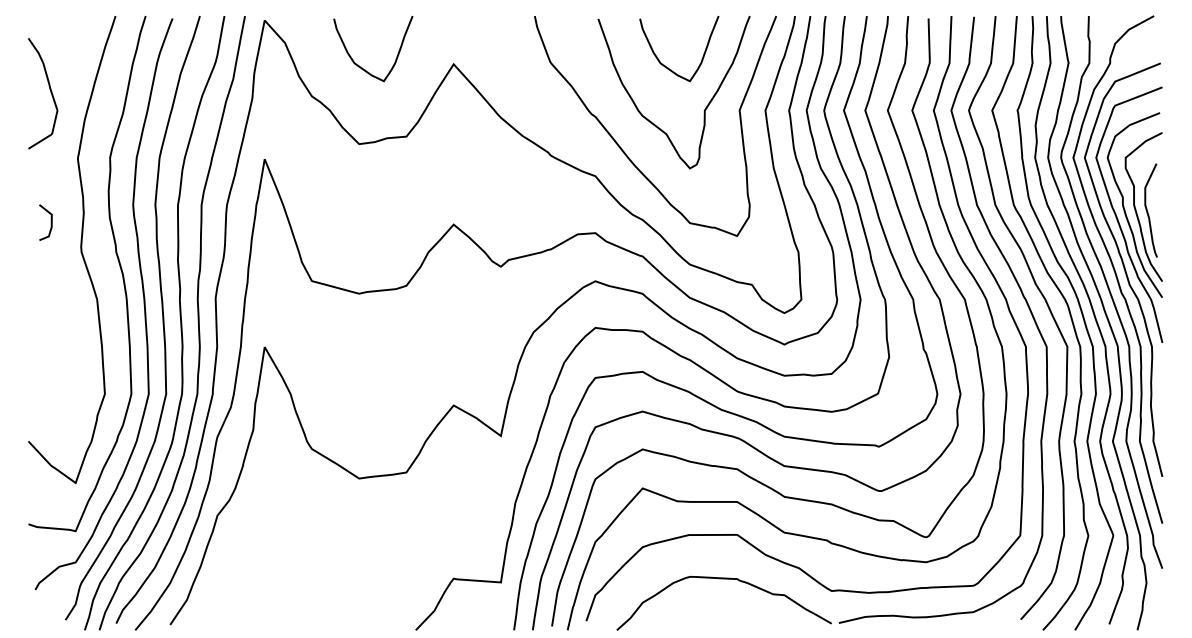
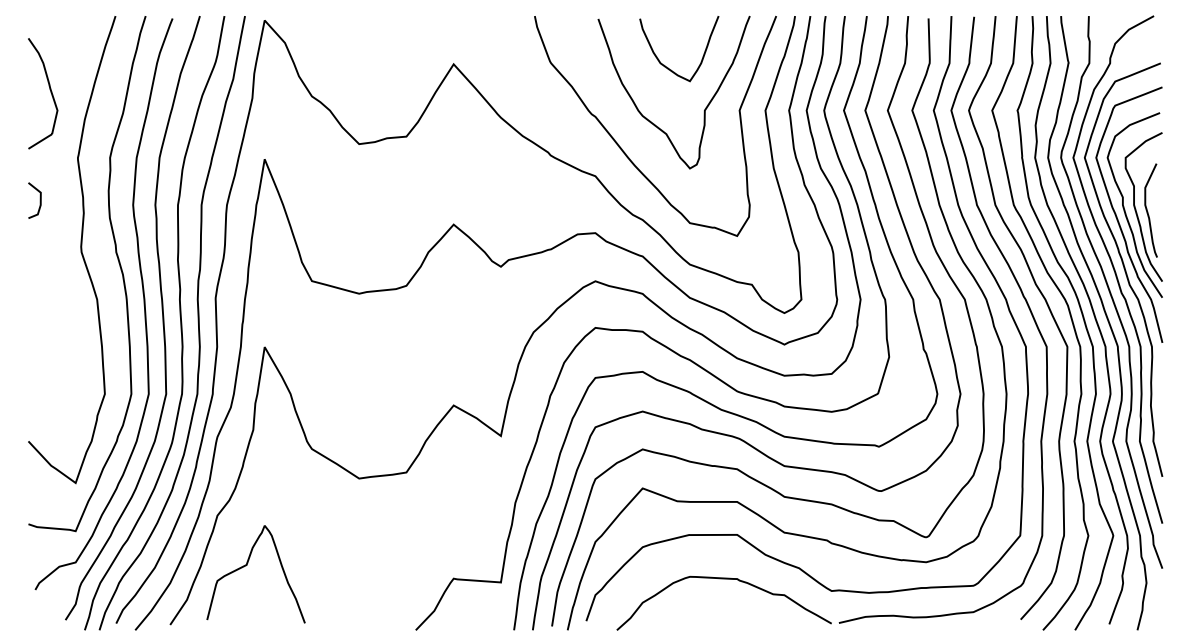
curve: present -> none (362, 67)
line position: (50, 222) -> (39, 200) (39, 200)
curve: none -> present (247, 565)
